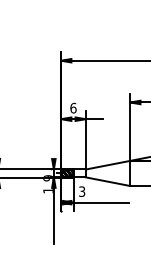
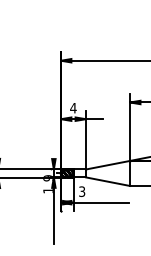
text: 6 -> 4 (73, 107)
